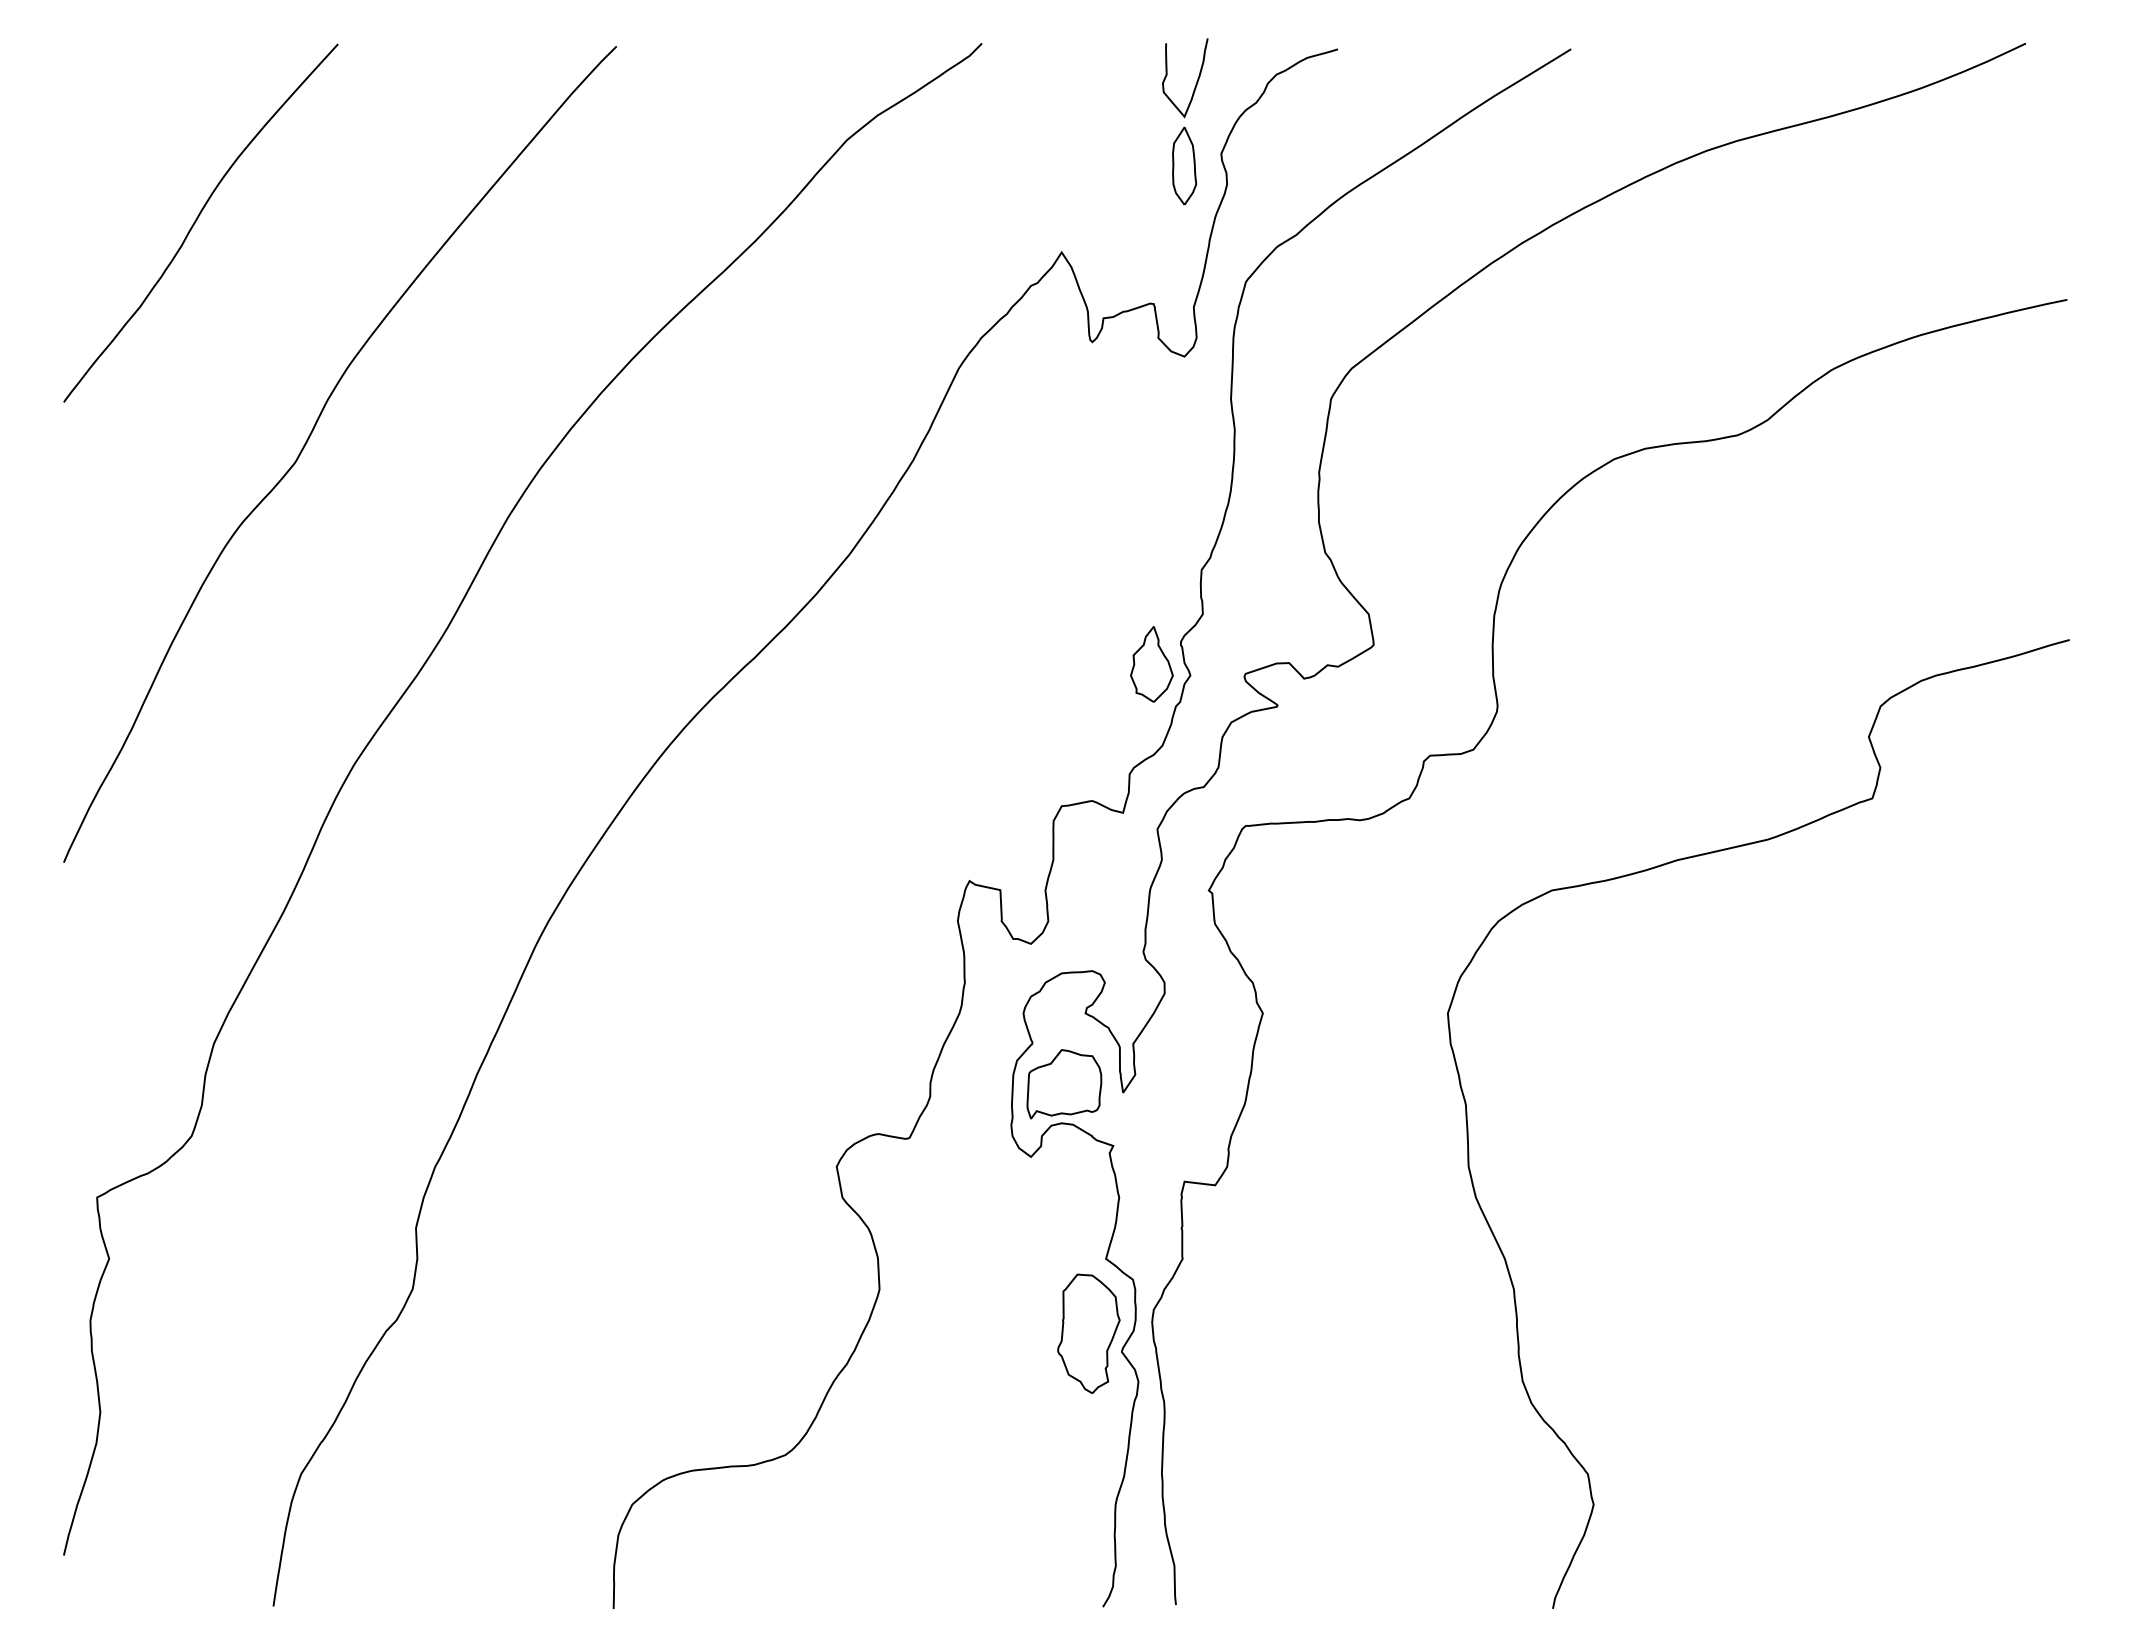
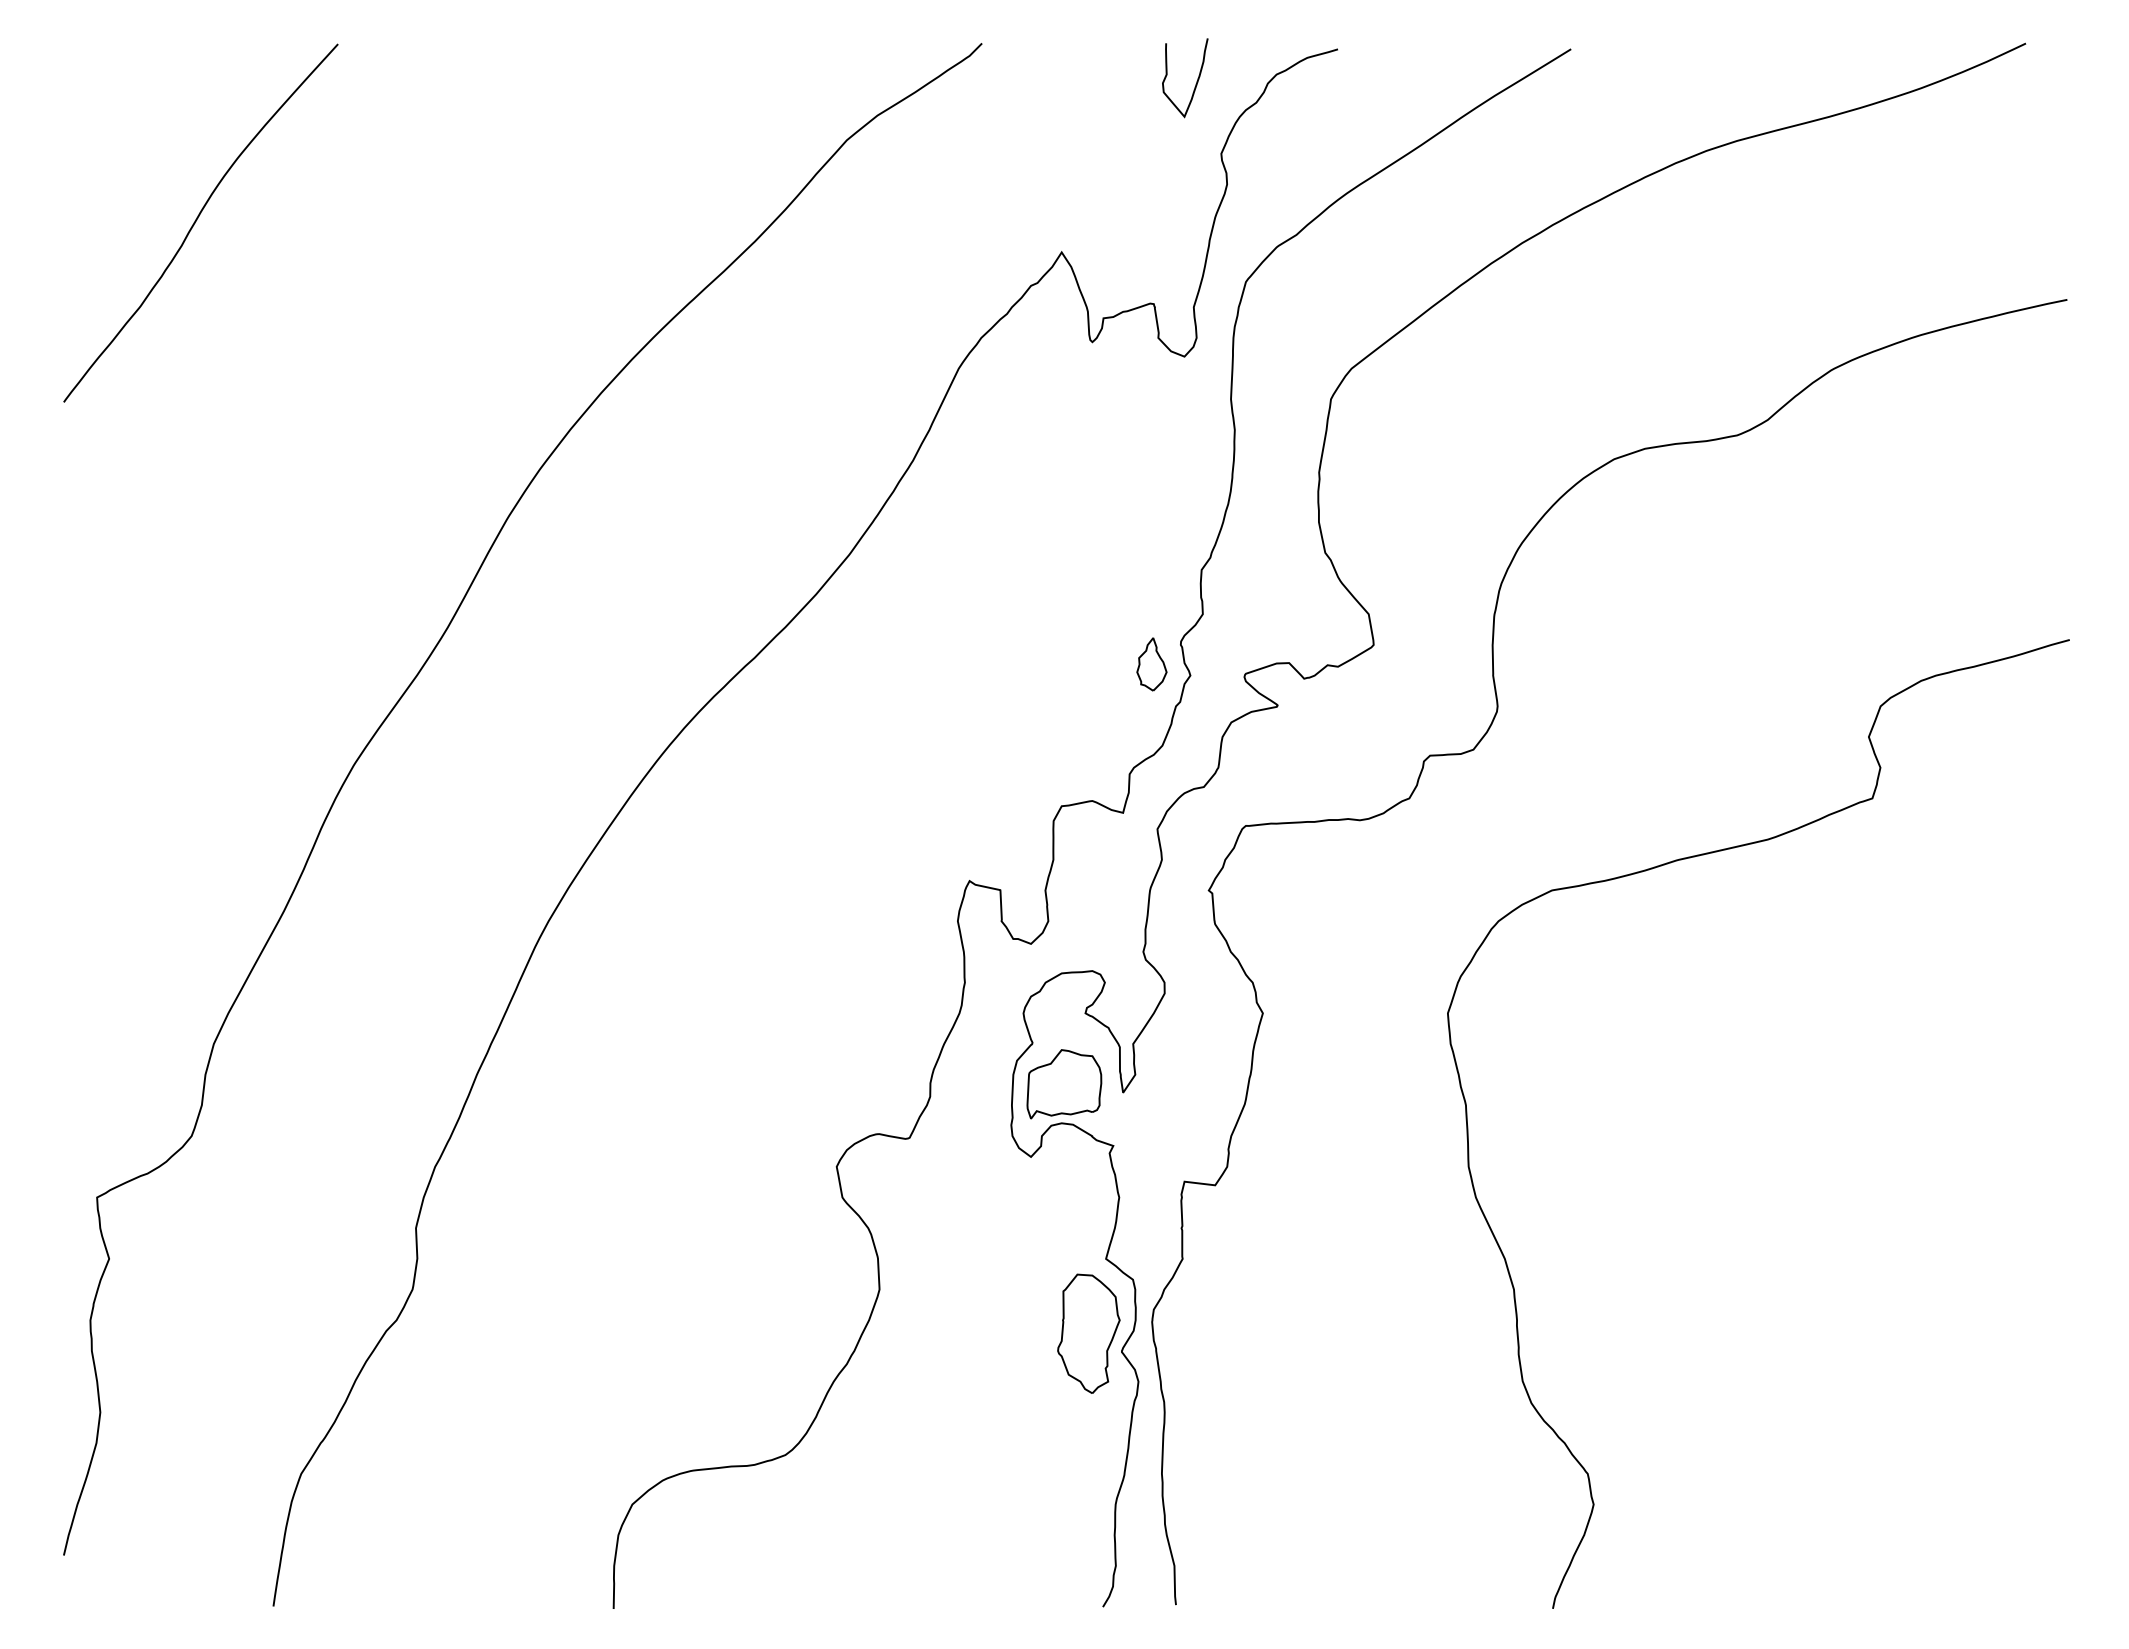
part: present -> none (1184, 165)
curve: present -> none (311, 435)
part size: 44x77 px -> 32x55 px (1151, 664)
